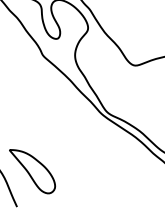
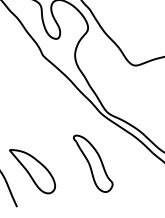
part: none -> present (93, 163)
